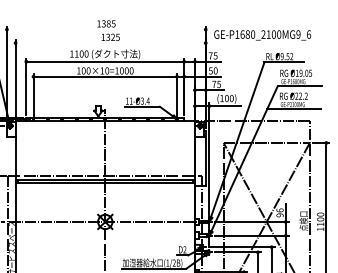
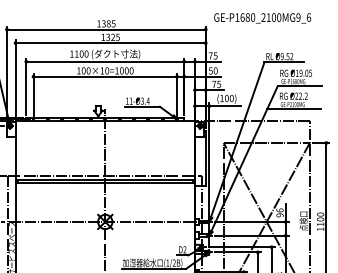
line: none -> present (105, 29)
text position: (262, 35) -> (262, 18) (262, 18)
line: none -> present (110, 43)
